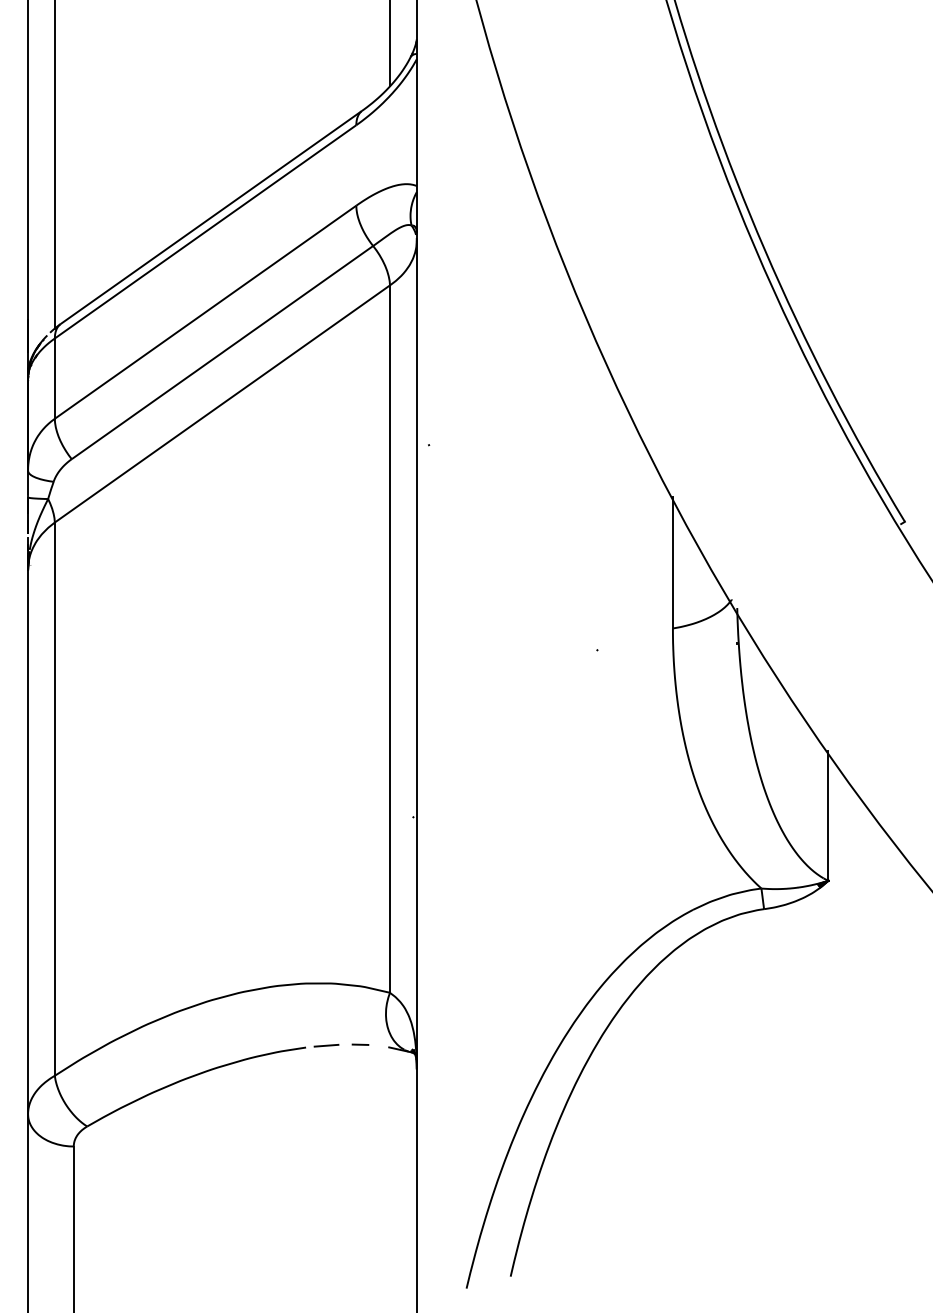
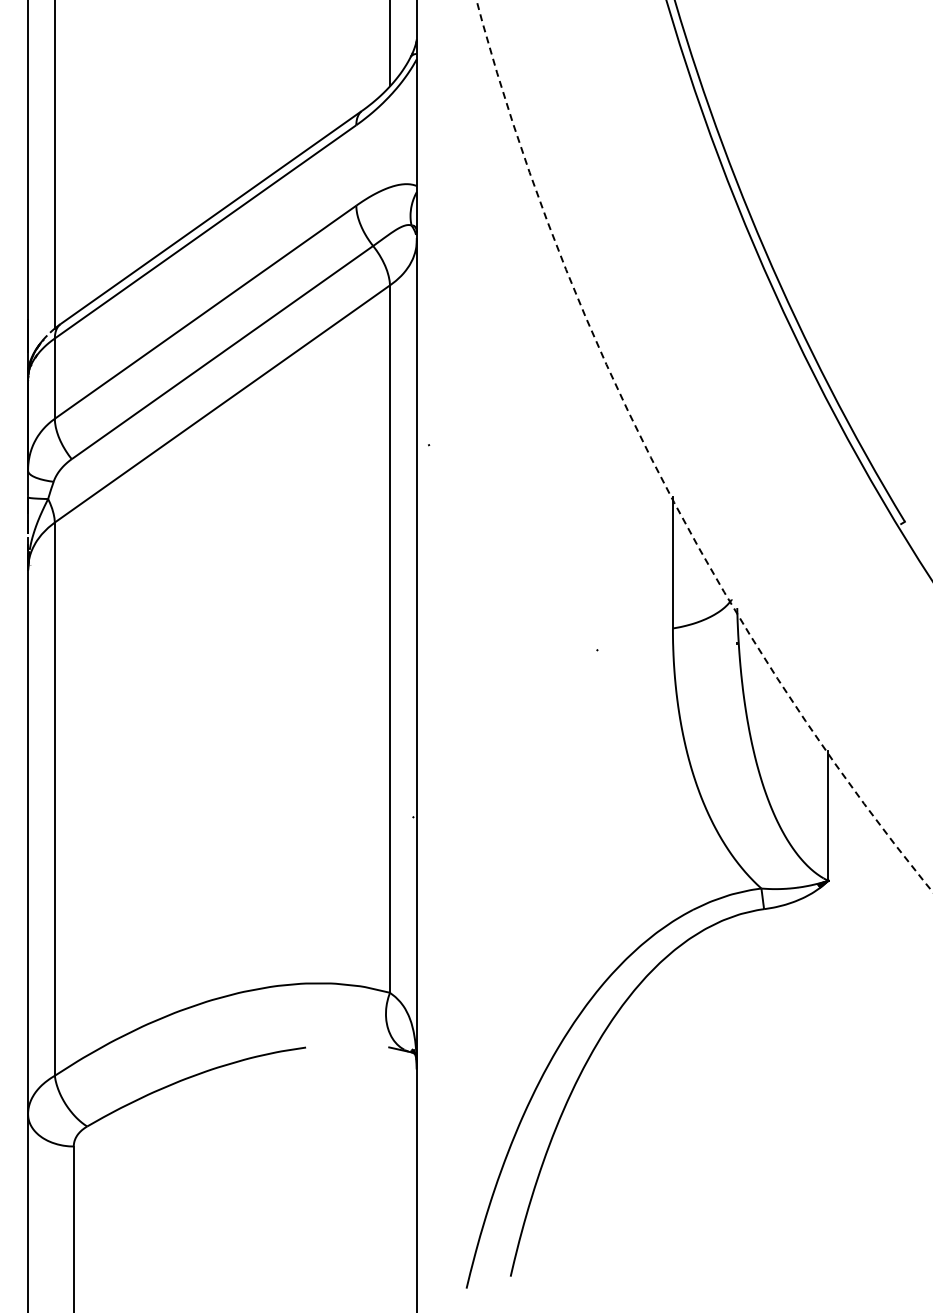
arc: solid -> dashed (657, 471)
line: present -> none (360, 1044)
line: present -> none (326, 1045)
